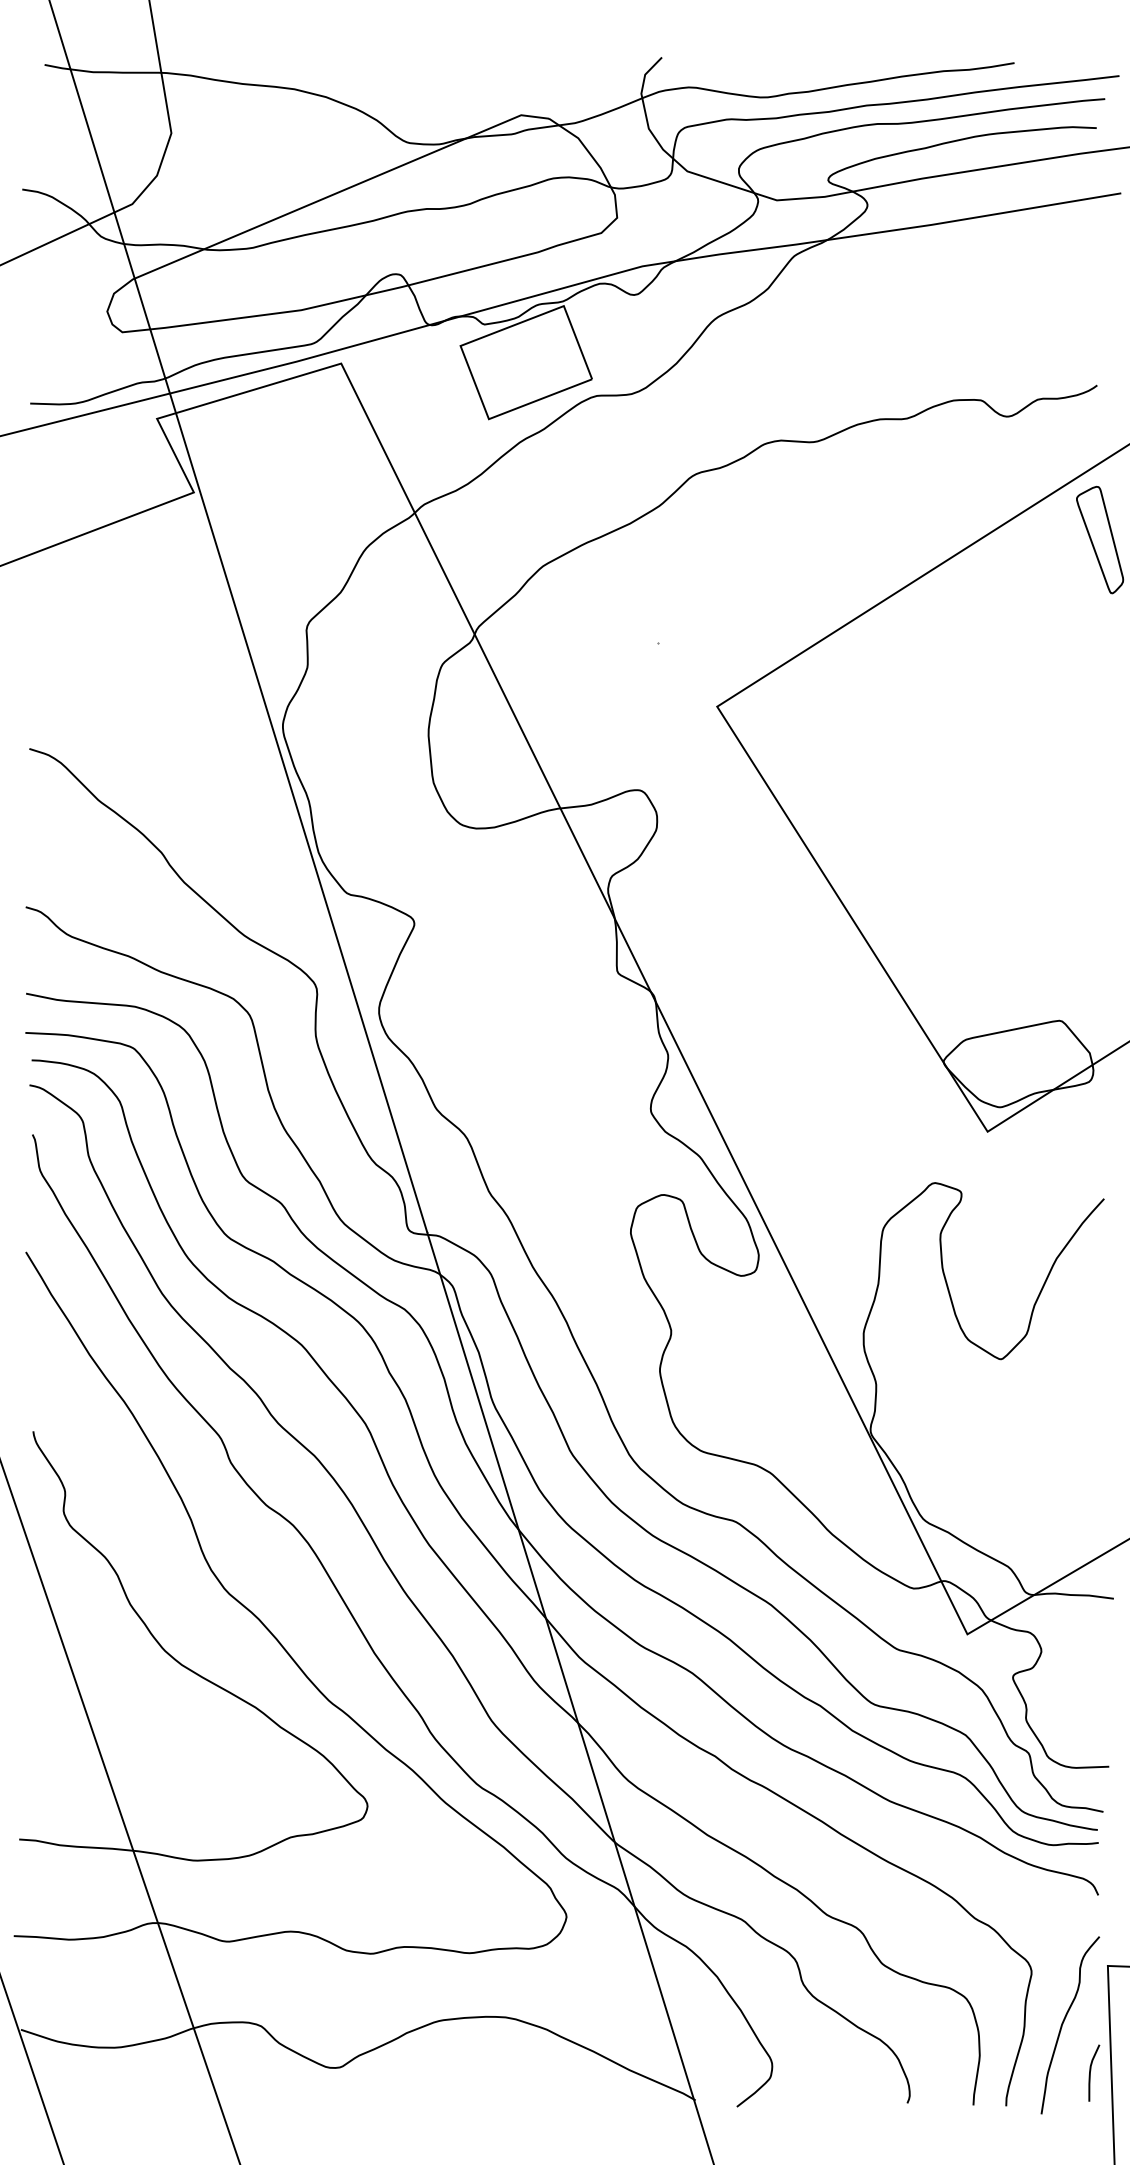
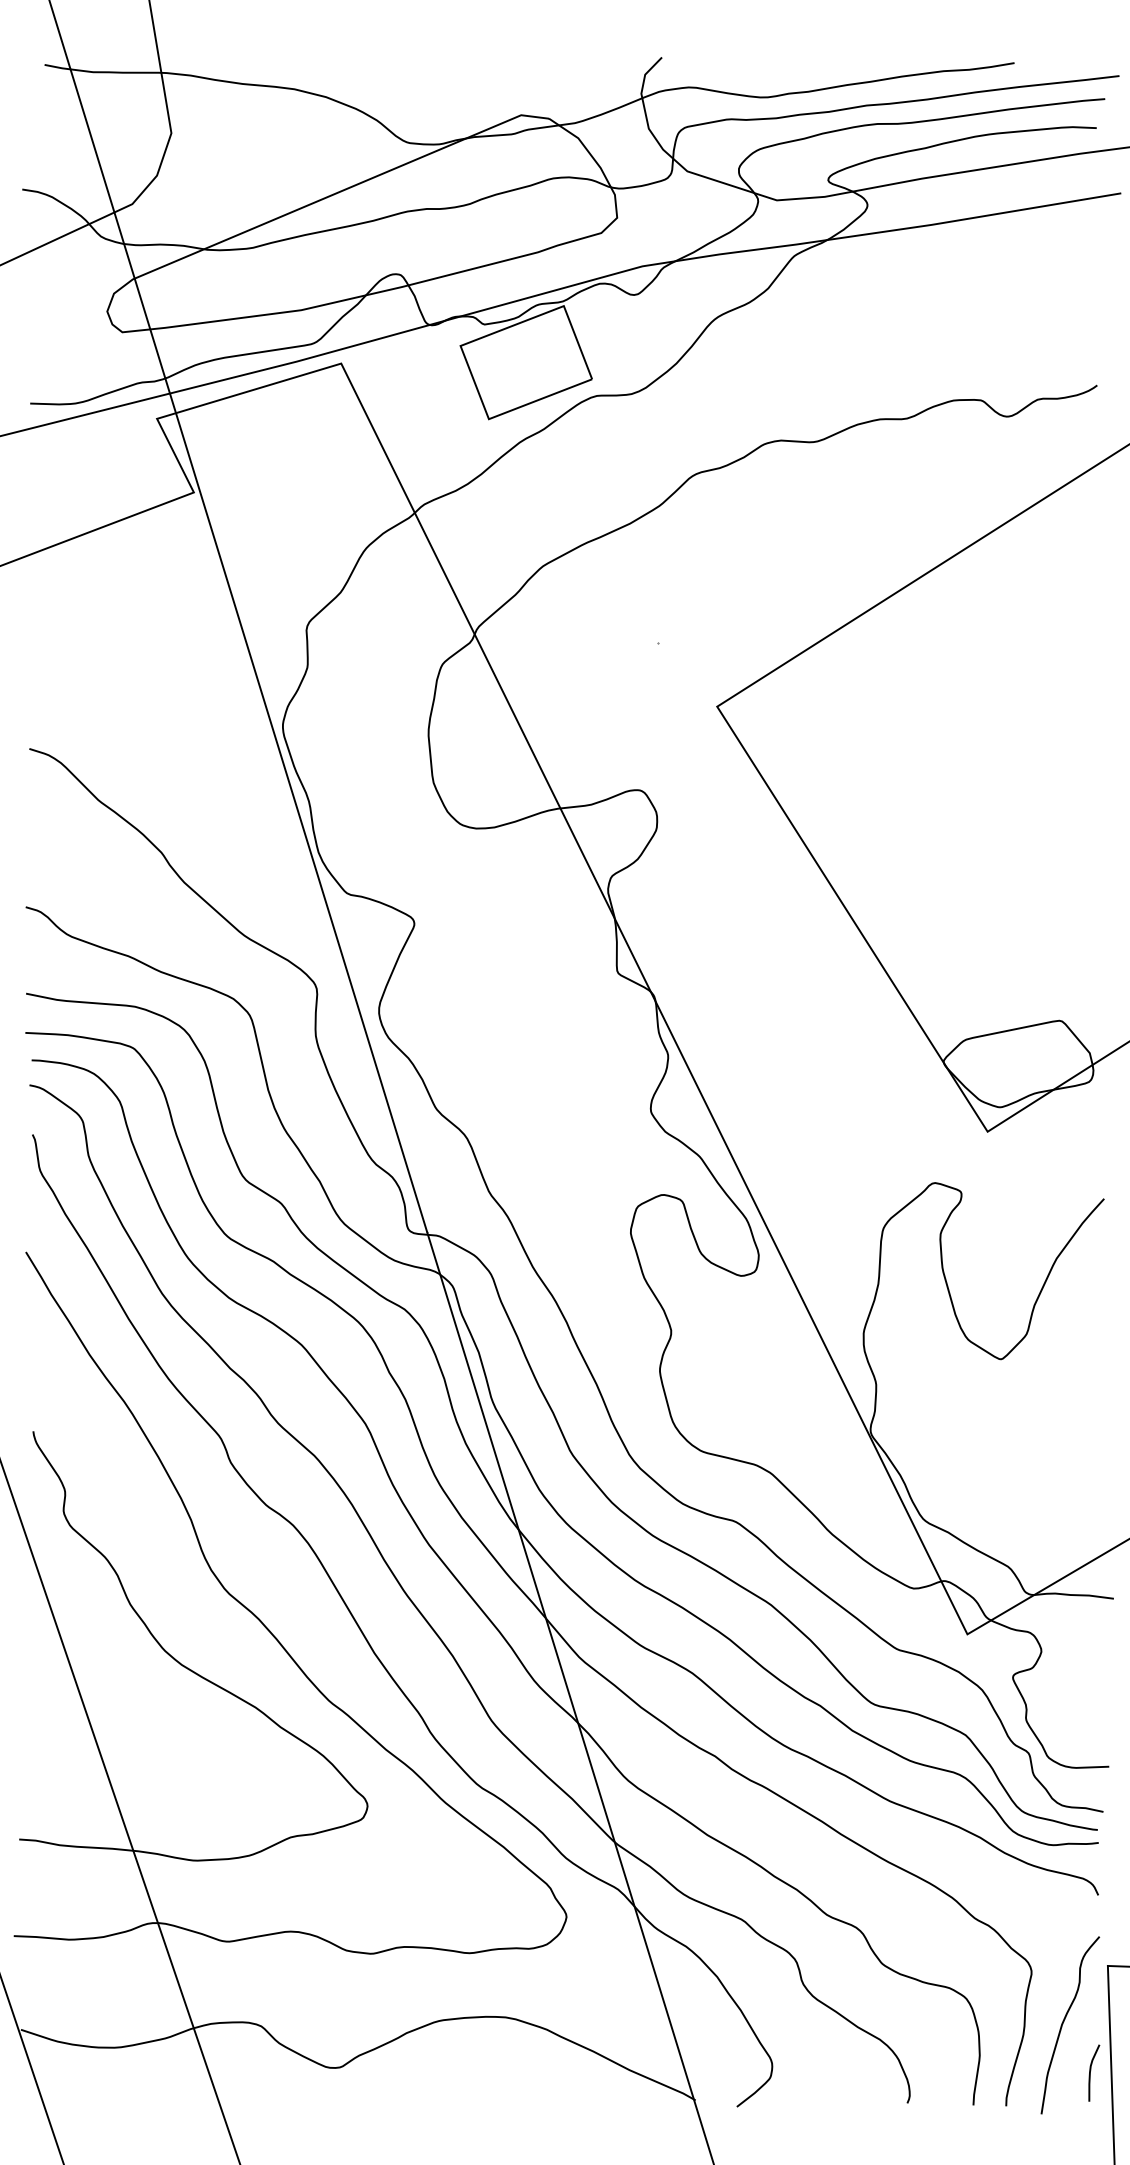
part: present -> none (1100, 539)
